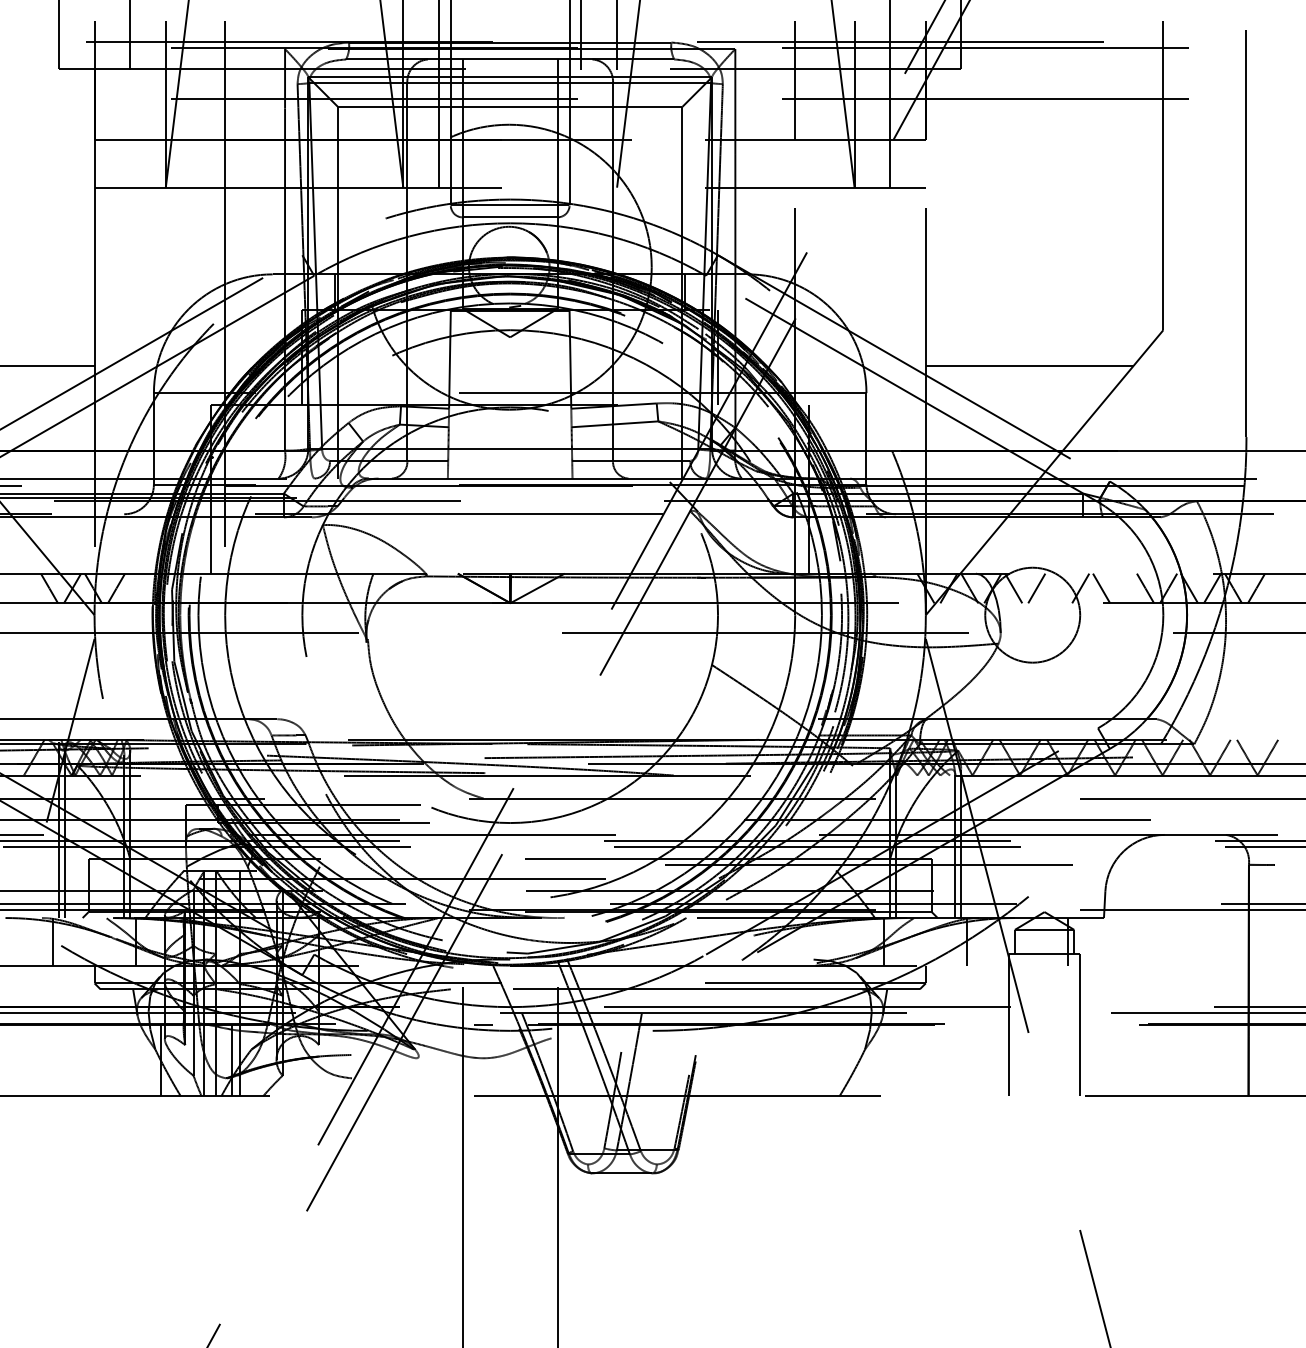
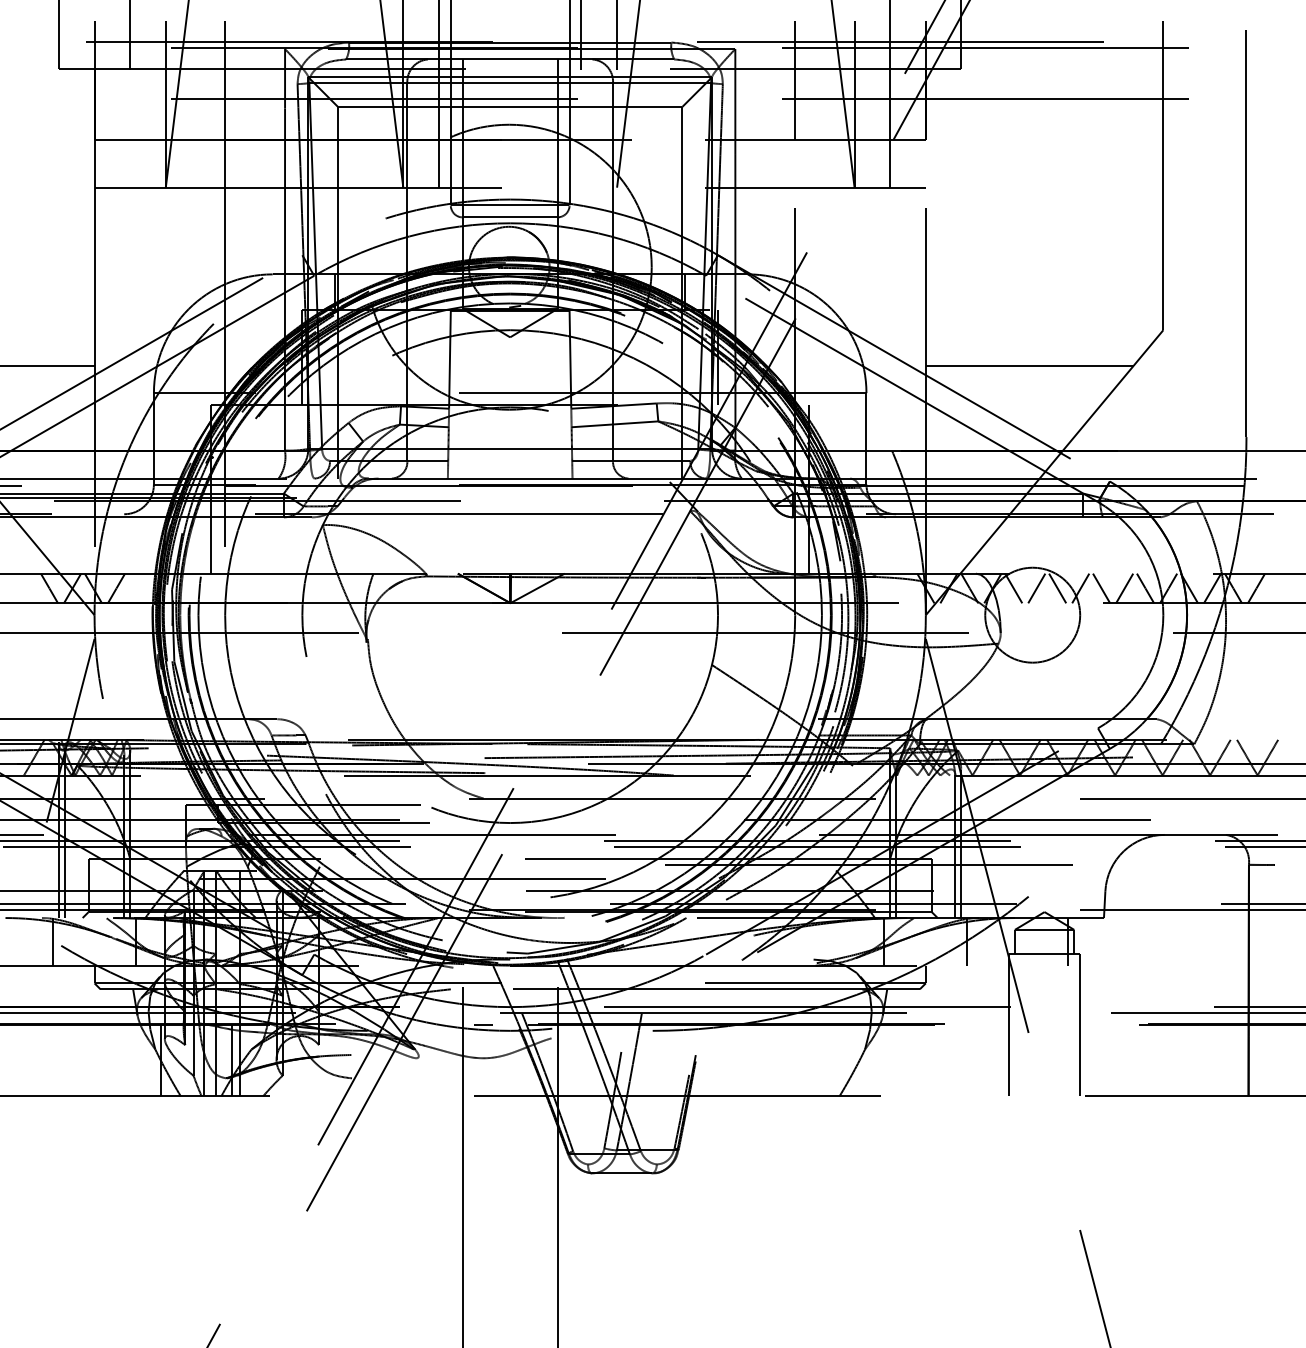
line: none -> present (1057, 588)
line: none -> present (1124, 588)
